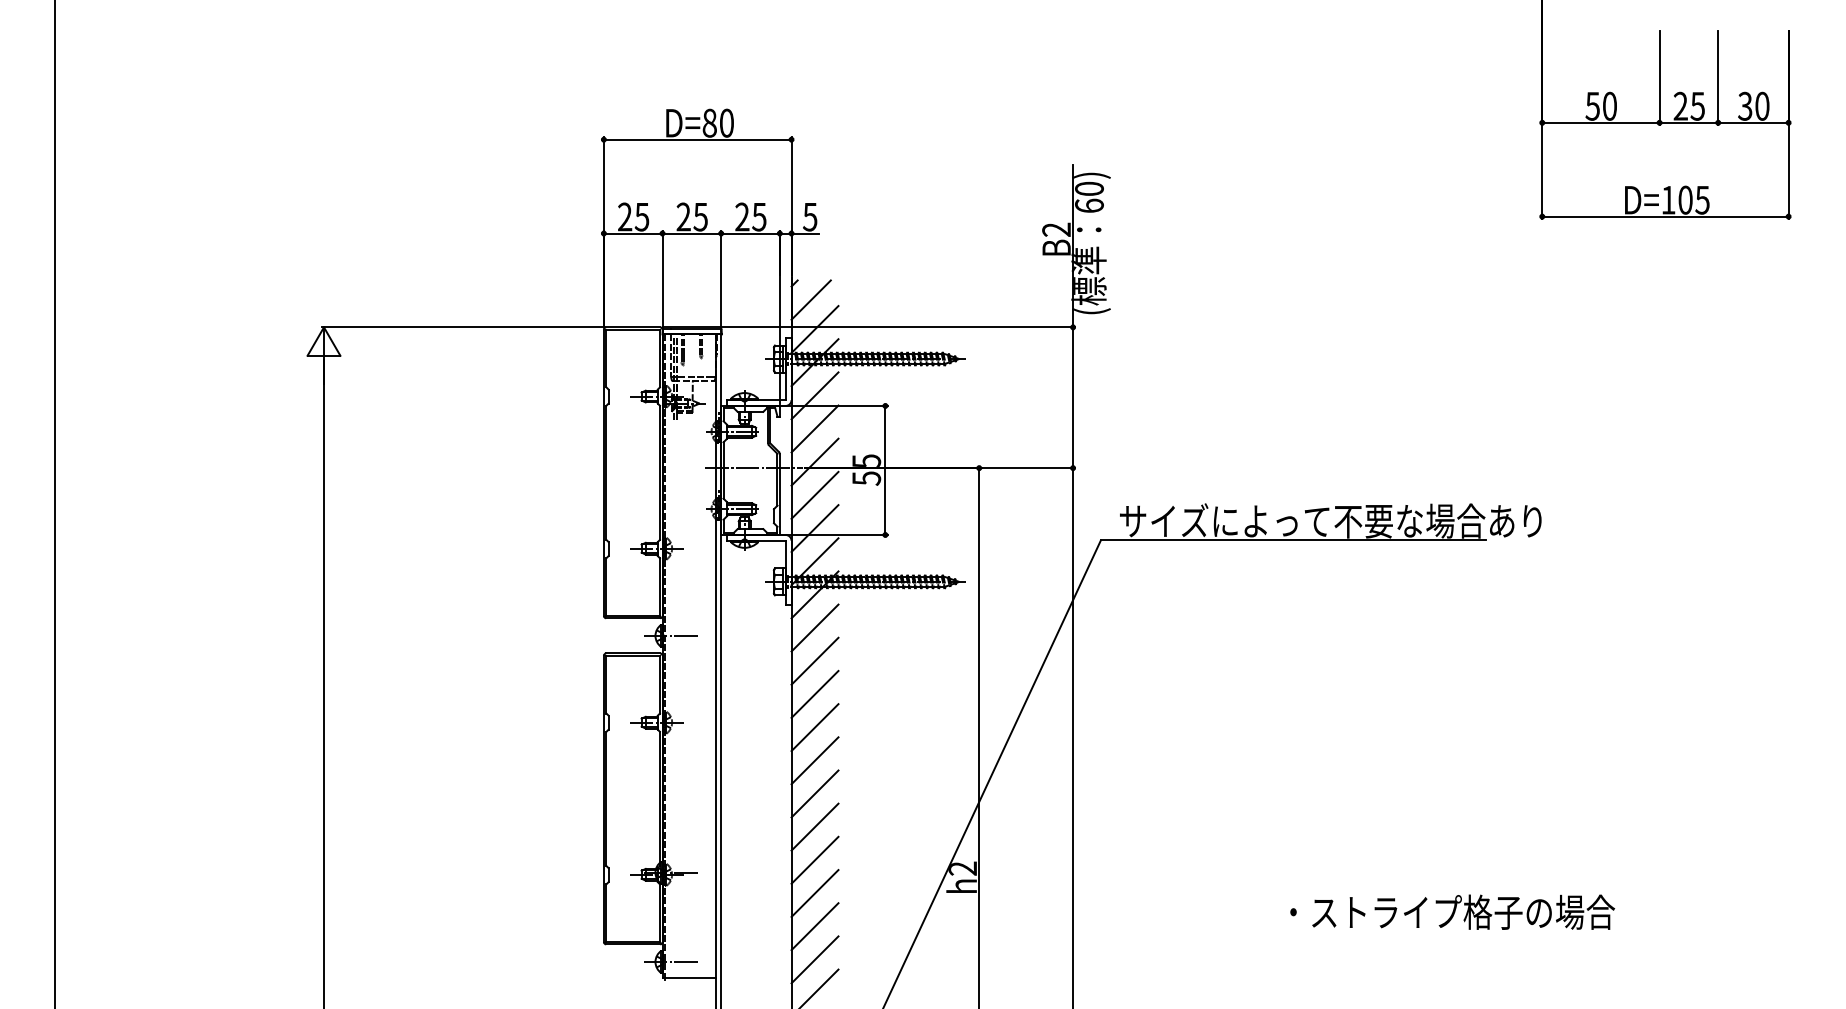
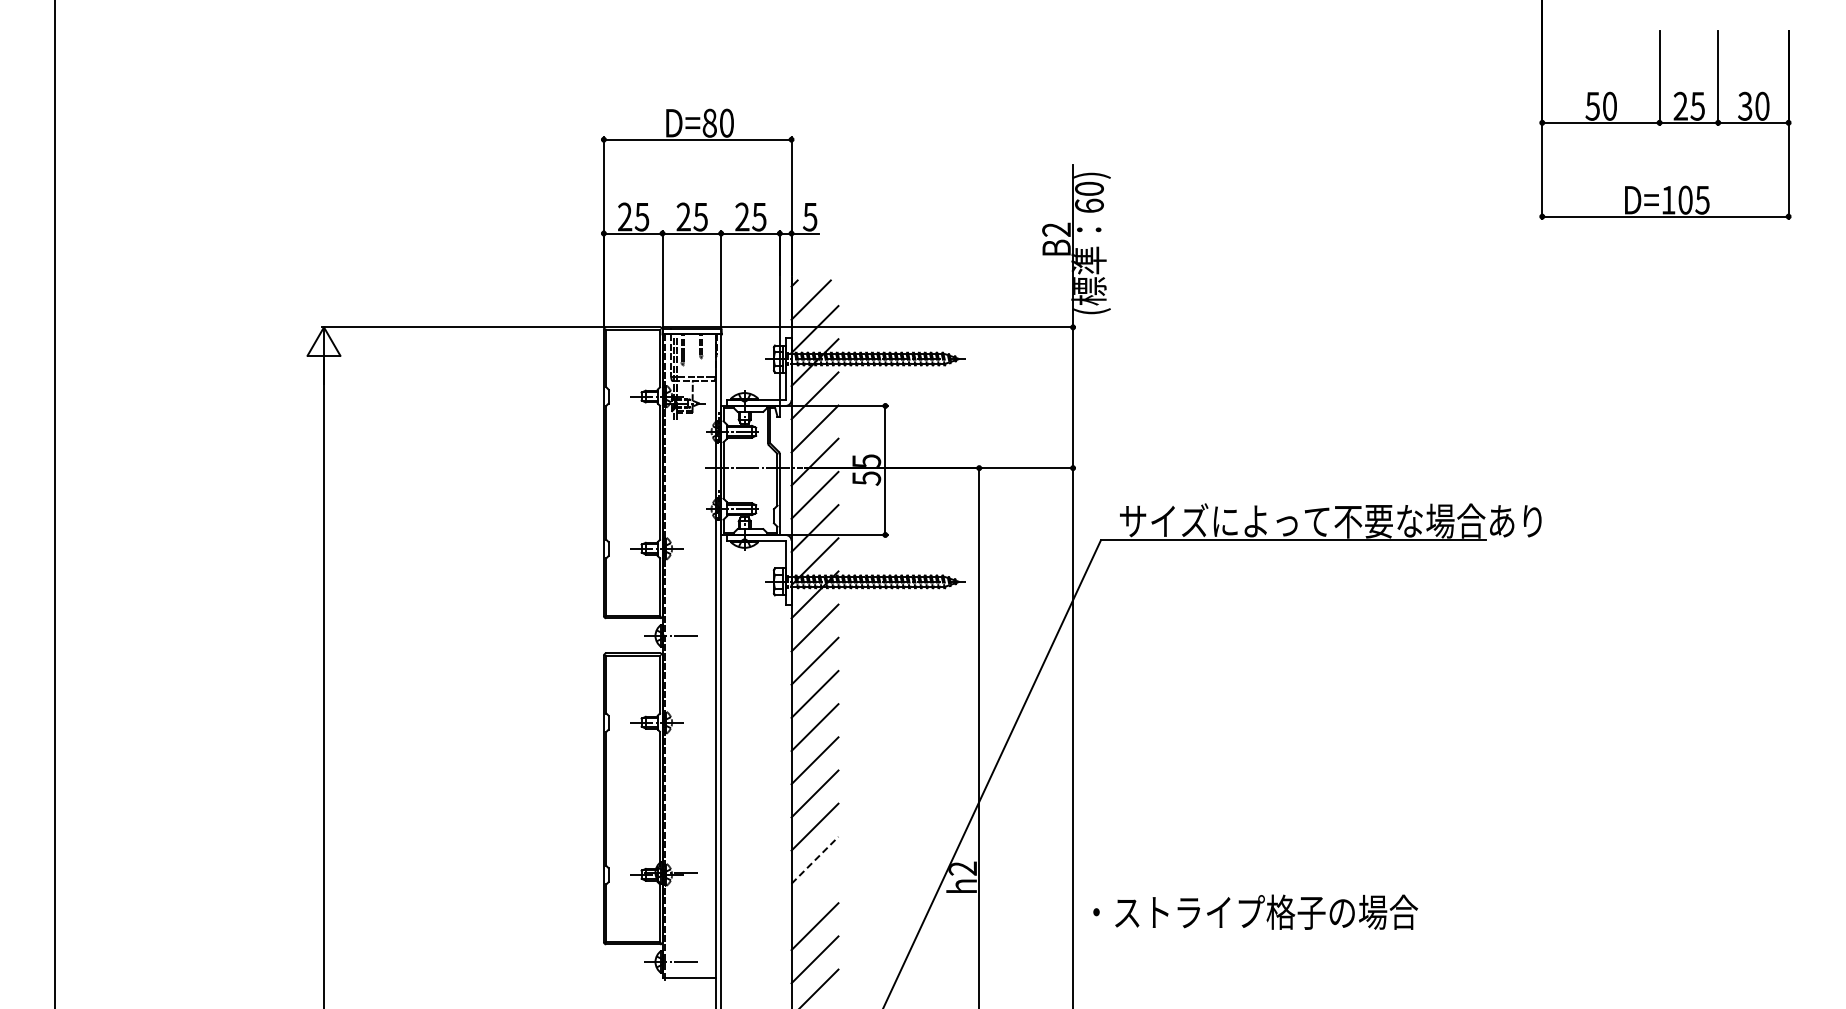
line: solid -> dashed (815, 859)
line: present -> none (814, 893)
text position: (1452, 911) -> (1255, 911) (1255, 911)
